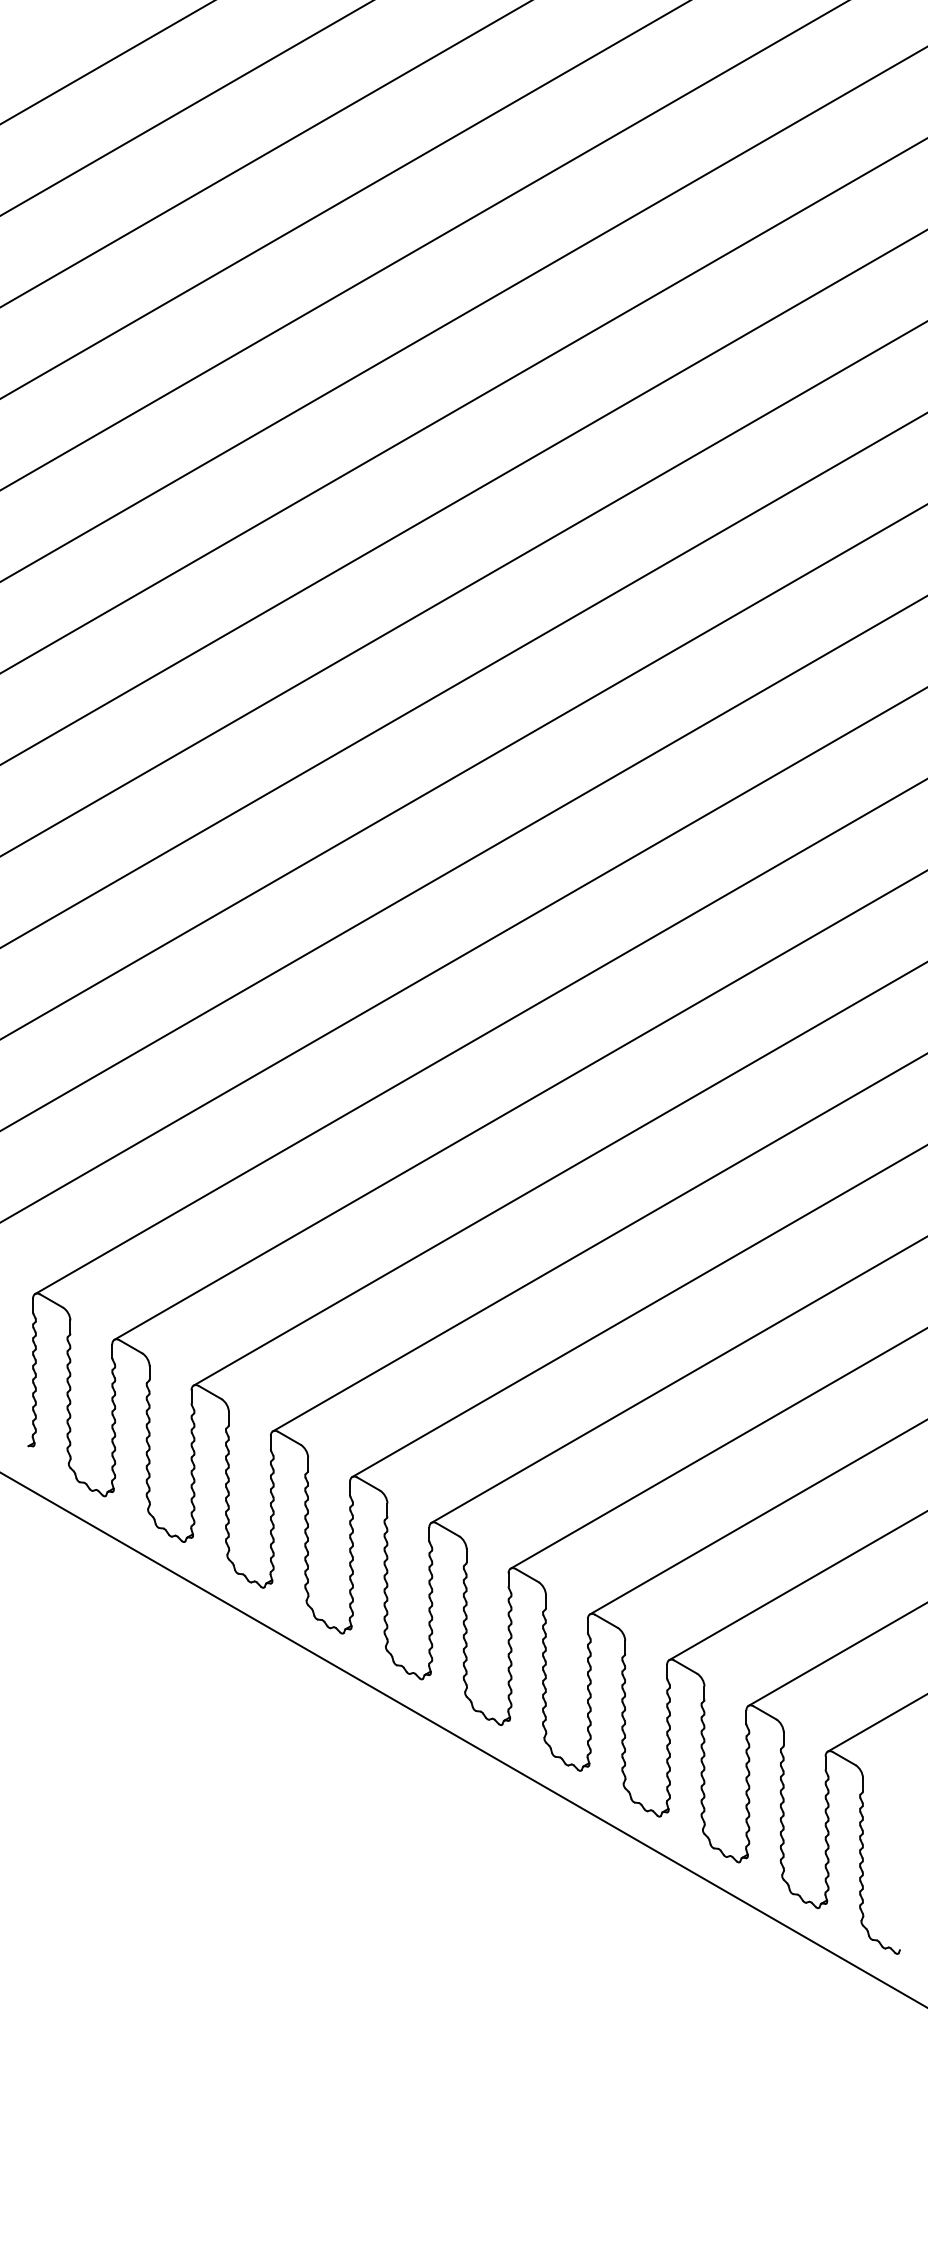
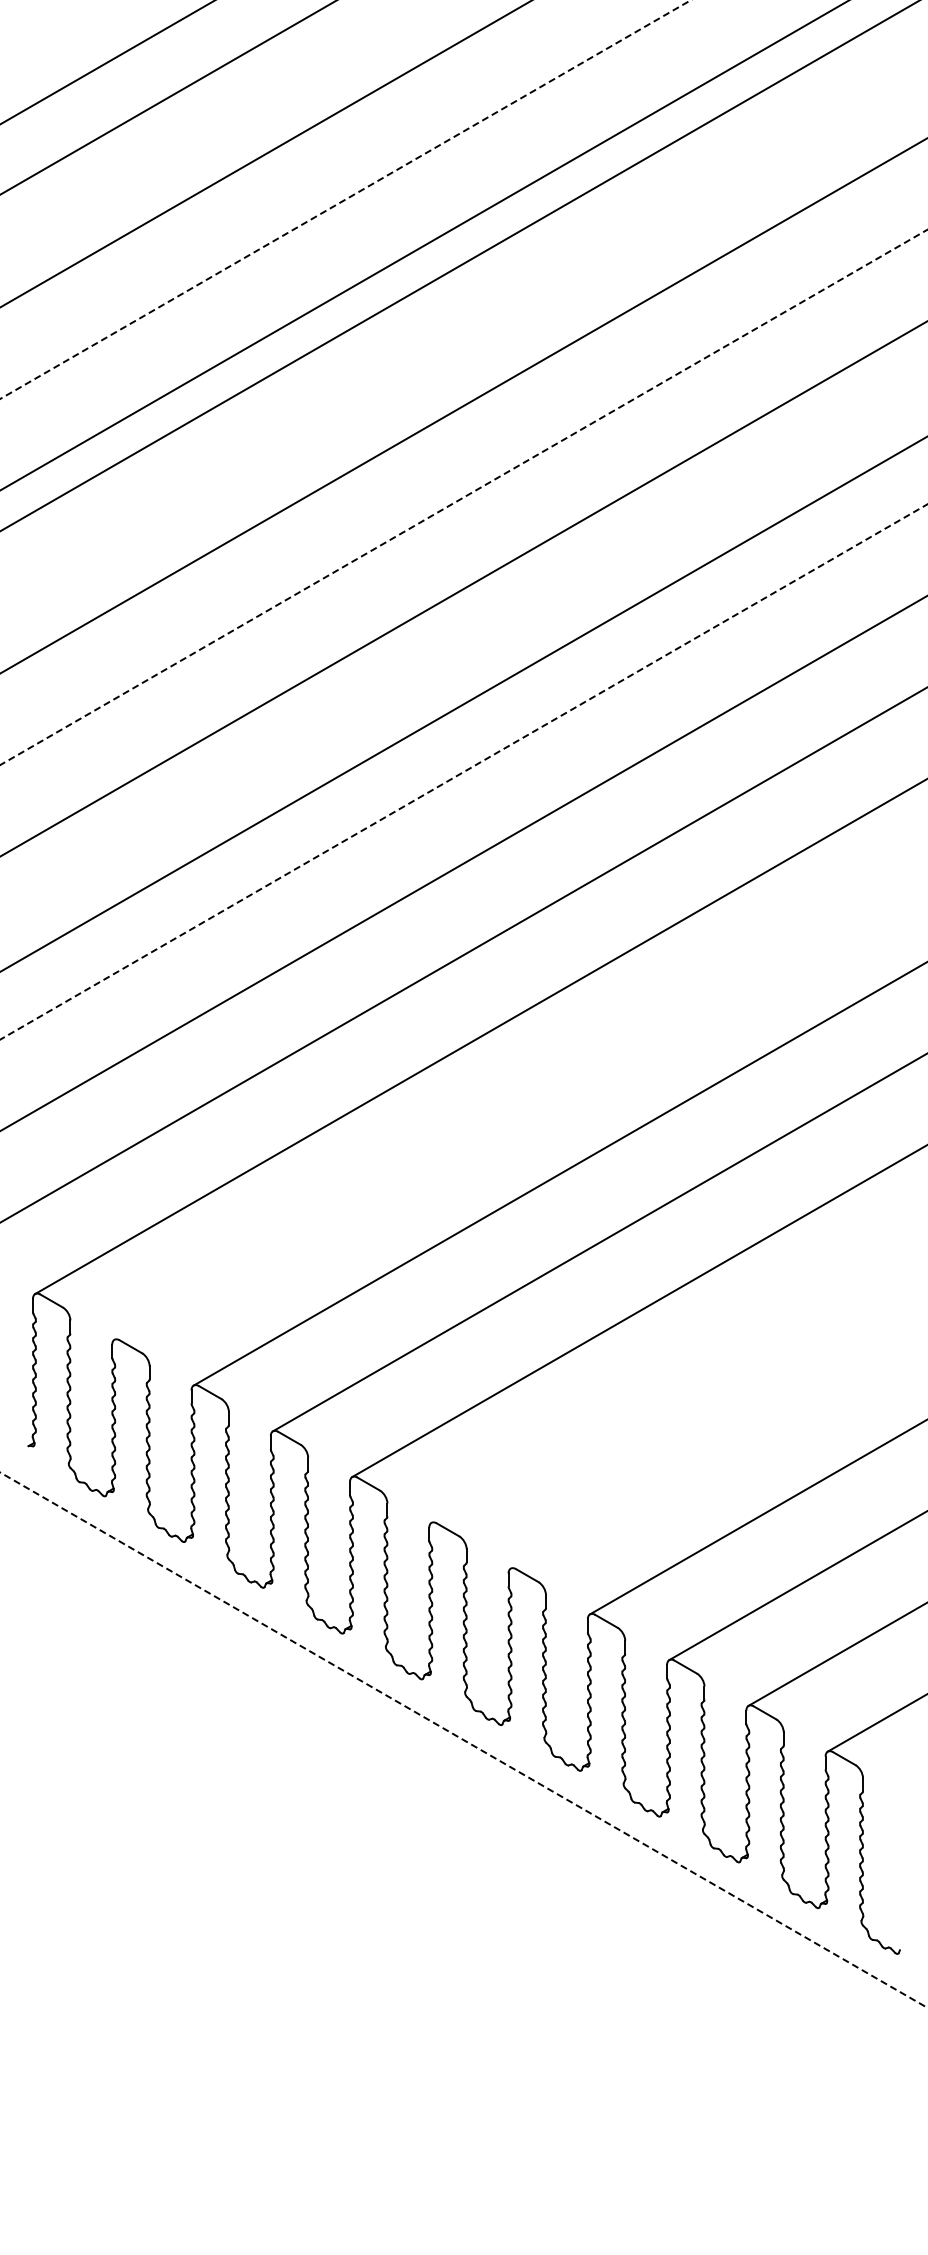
line position: (186, 108) -> (167, 97) (167, 97)
line: solid -> dashed (345, 199)
line position: (463, 314) -> (459, 265) (459, 265)
line: solid -> dashed (463, 497)
line position: (463, 680) -> (463, 704) (463, 704)
line: solid -> dashed (463, 772)
line: present -> none (519, 1105)
line: present -> none (677, 1380)
line: present -> none (717, 1448)
line: solid -> dashed (464, 1740)
